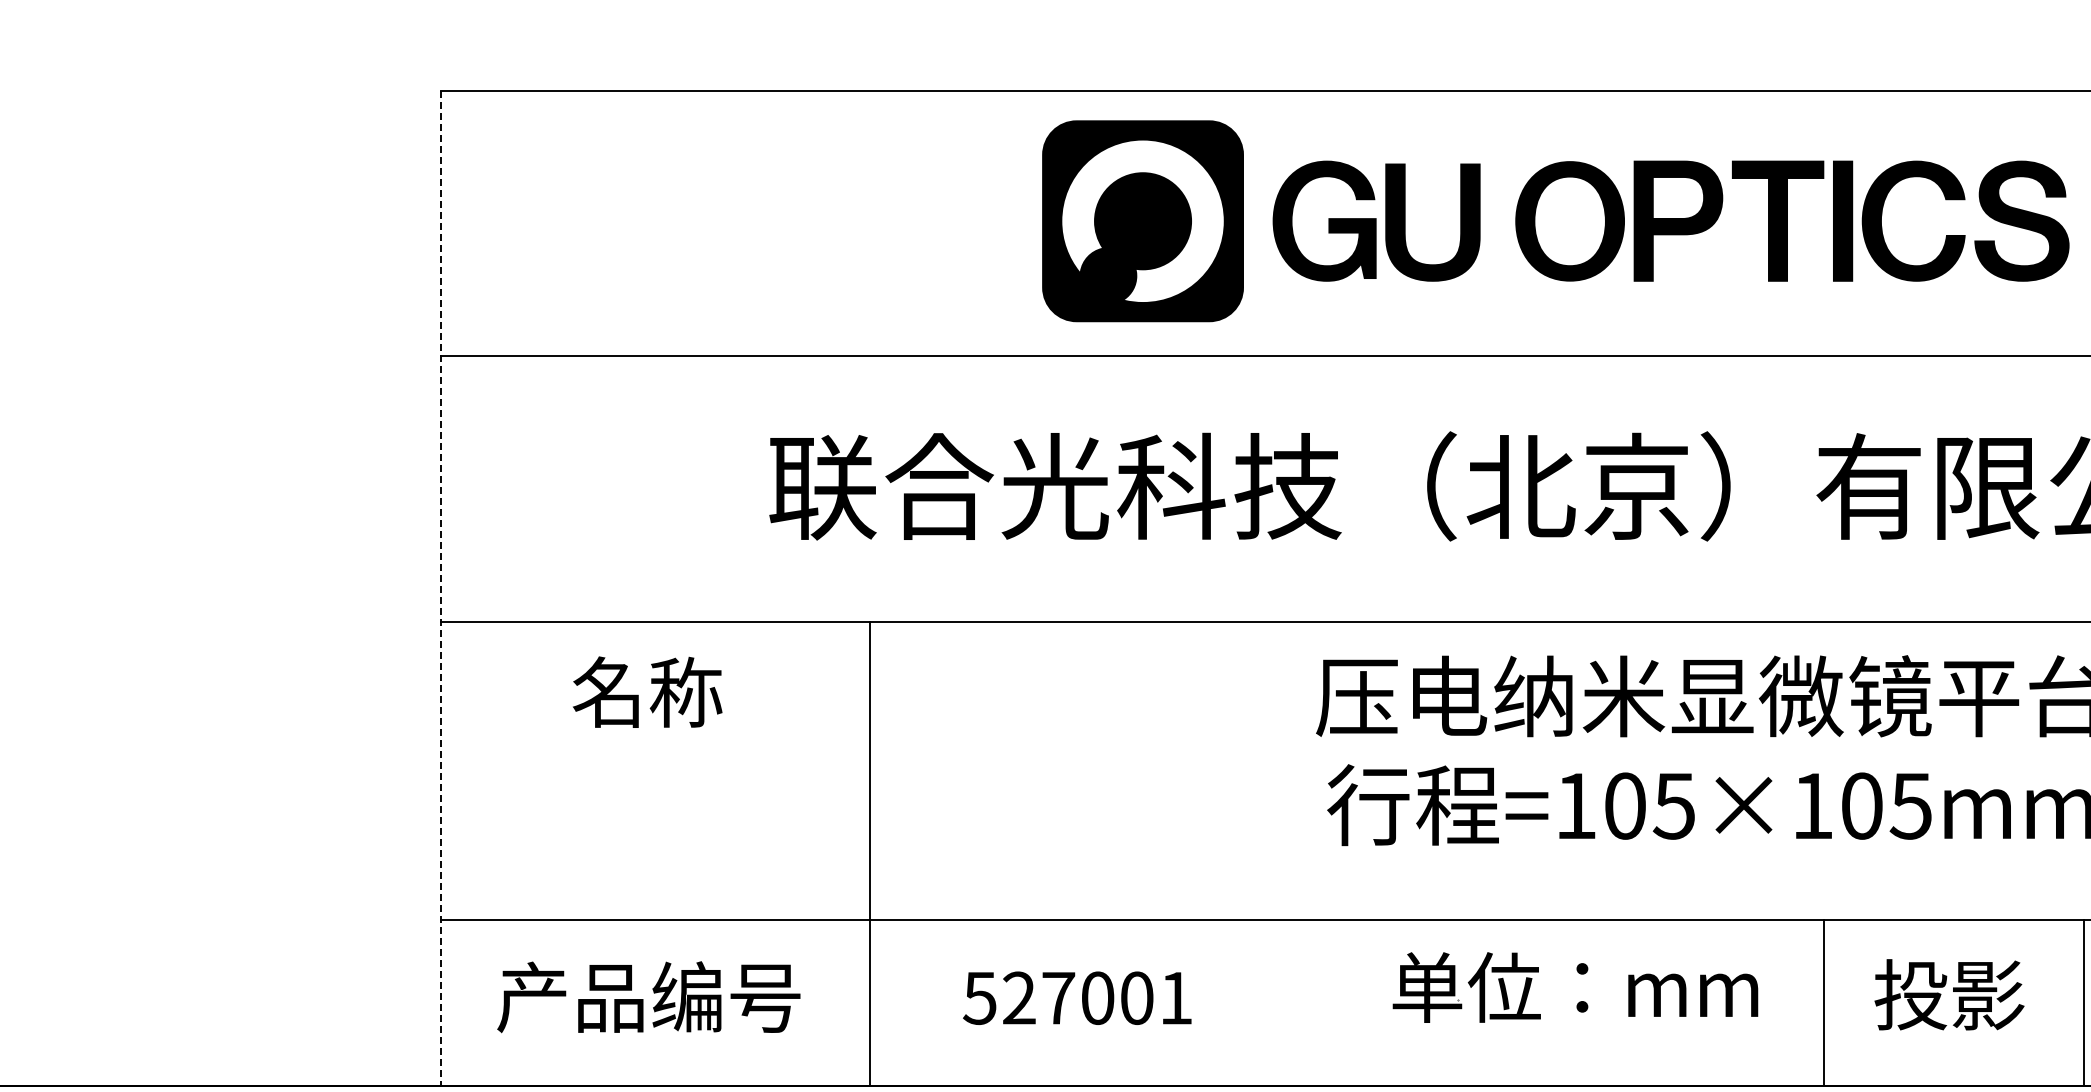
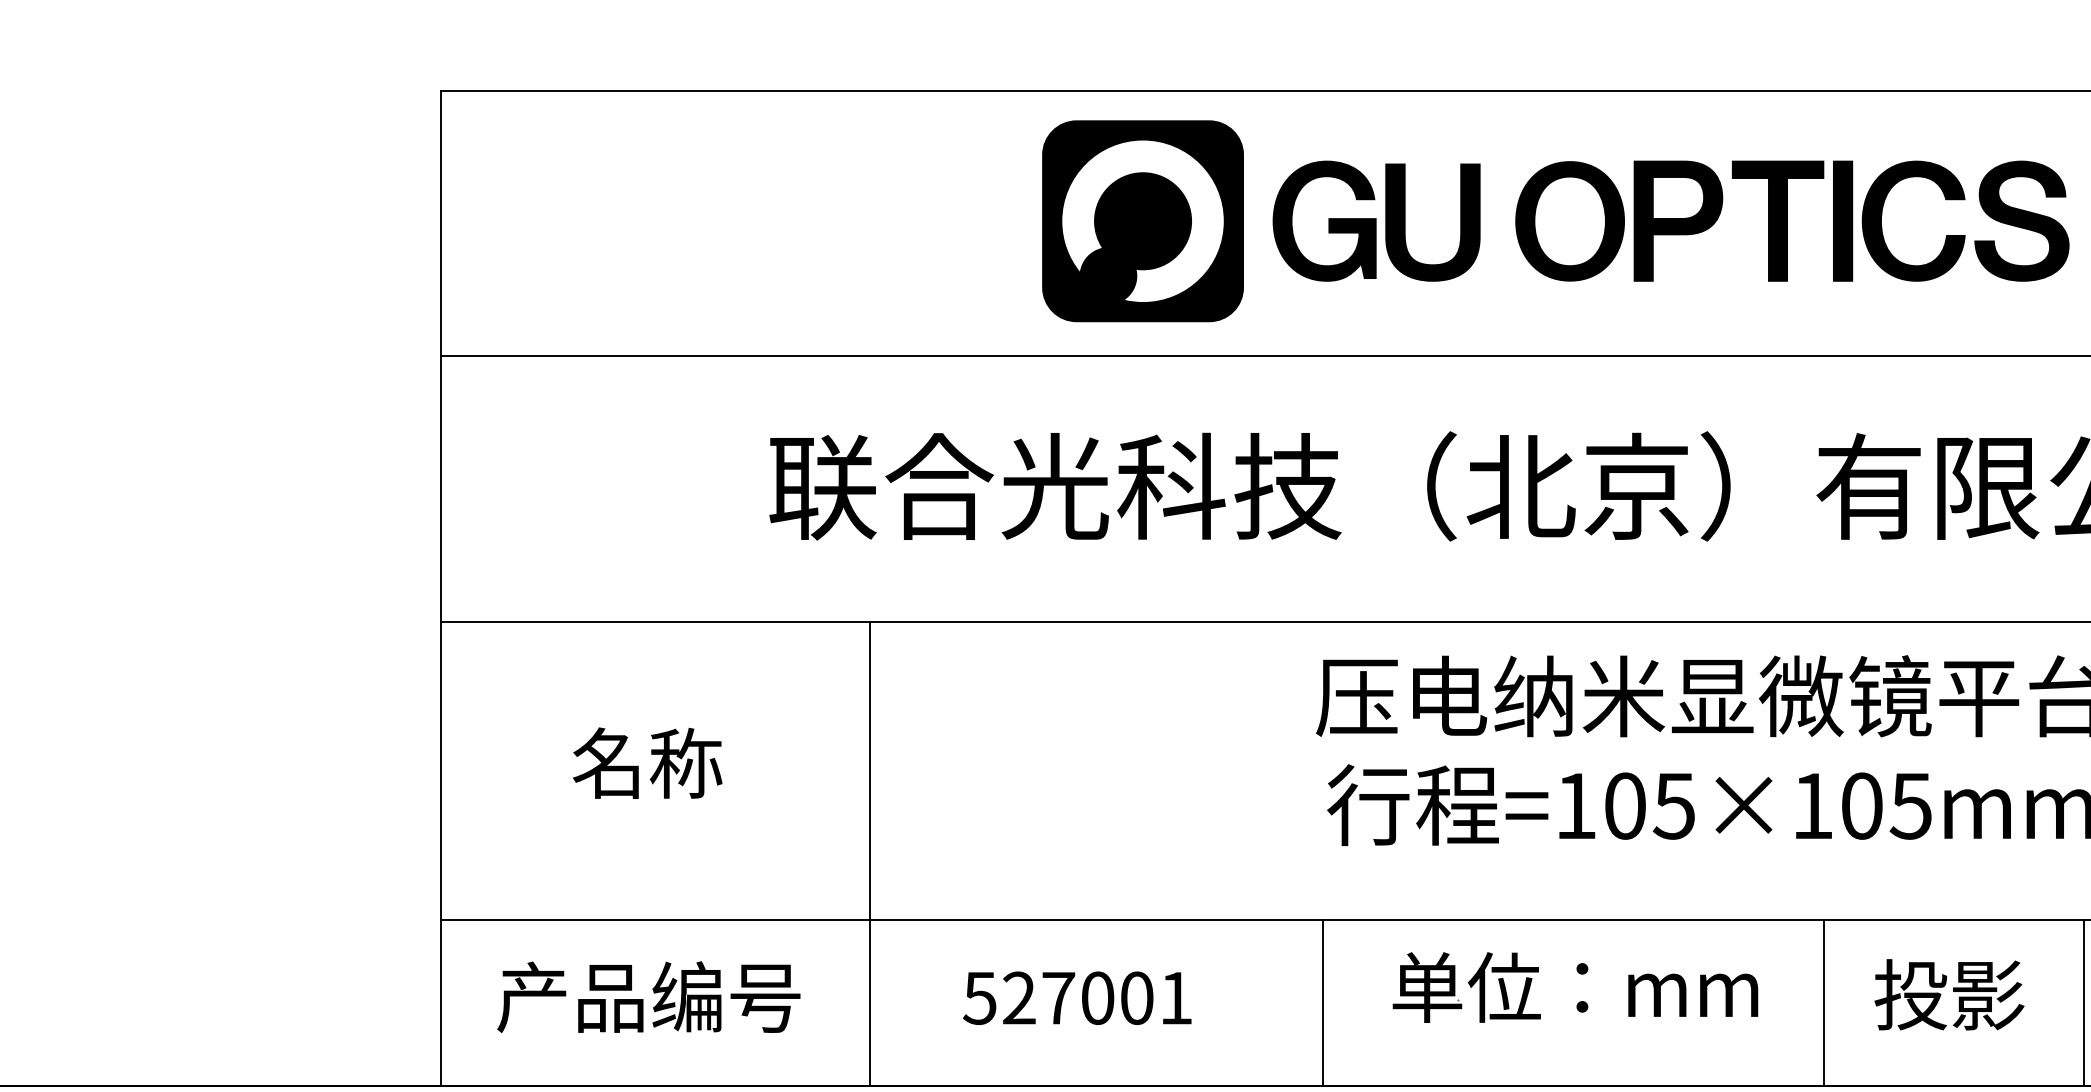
line: dashed -> solid (440, 589)
text position: (647, 691) -> (647, 762) (647, 762)
line: none -> present (1323, 1002)
